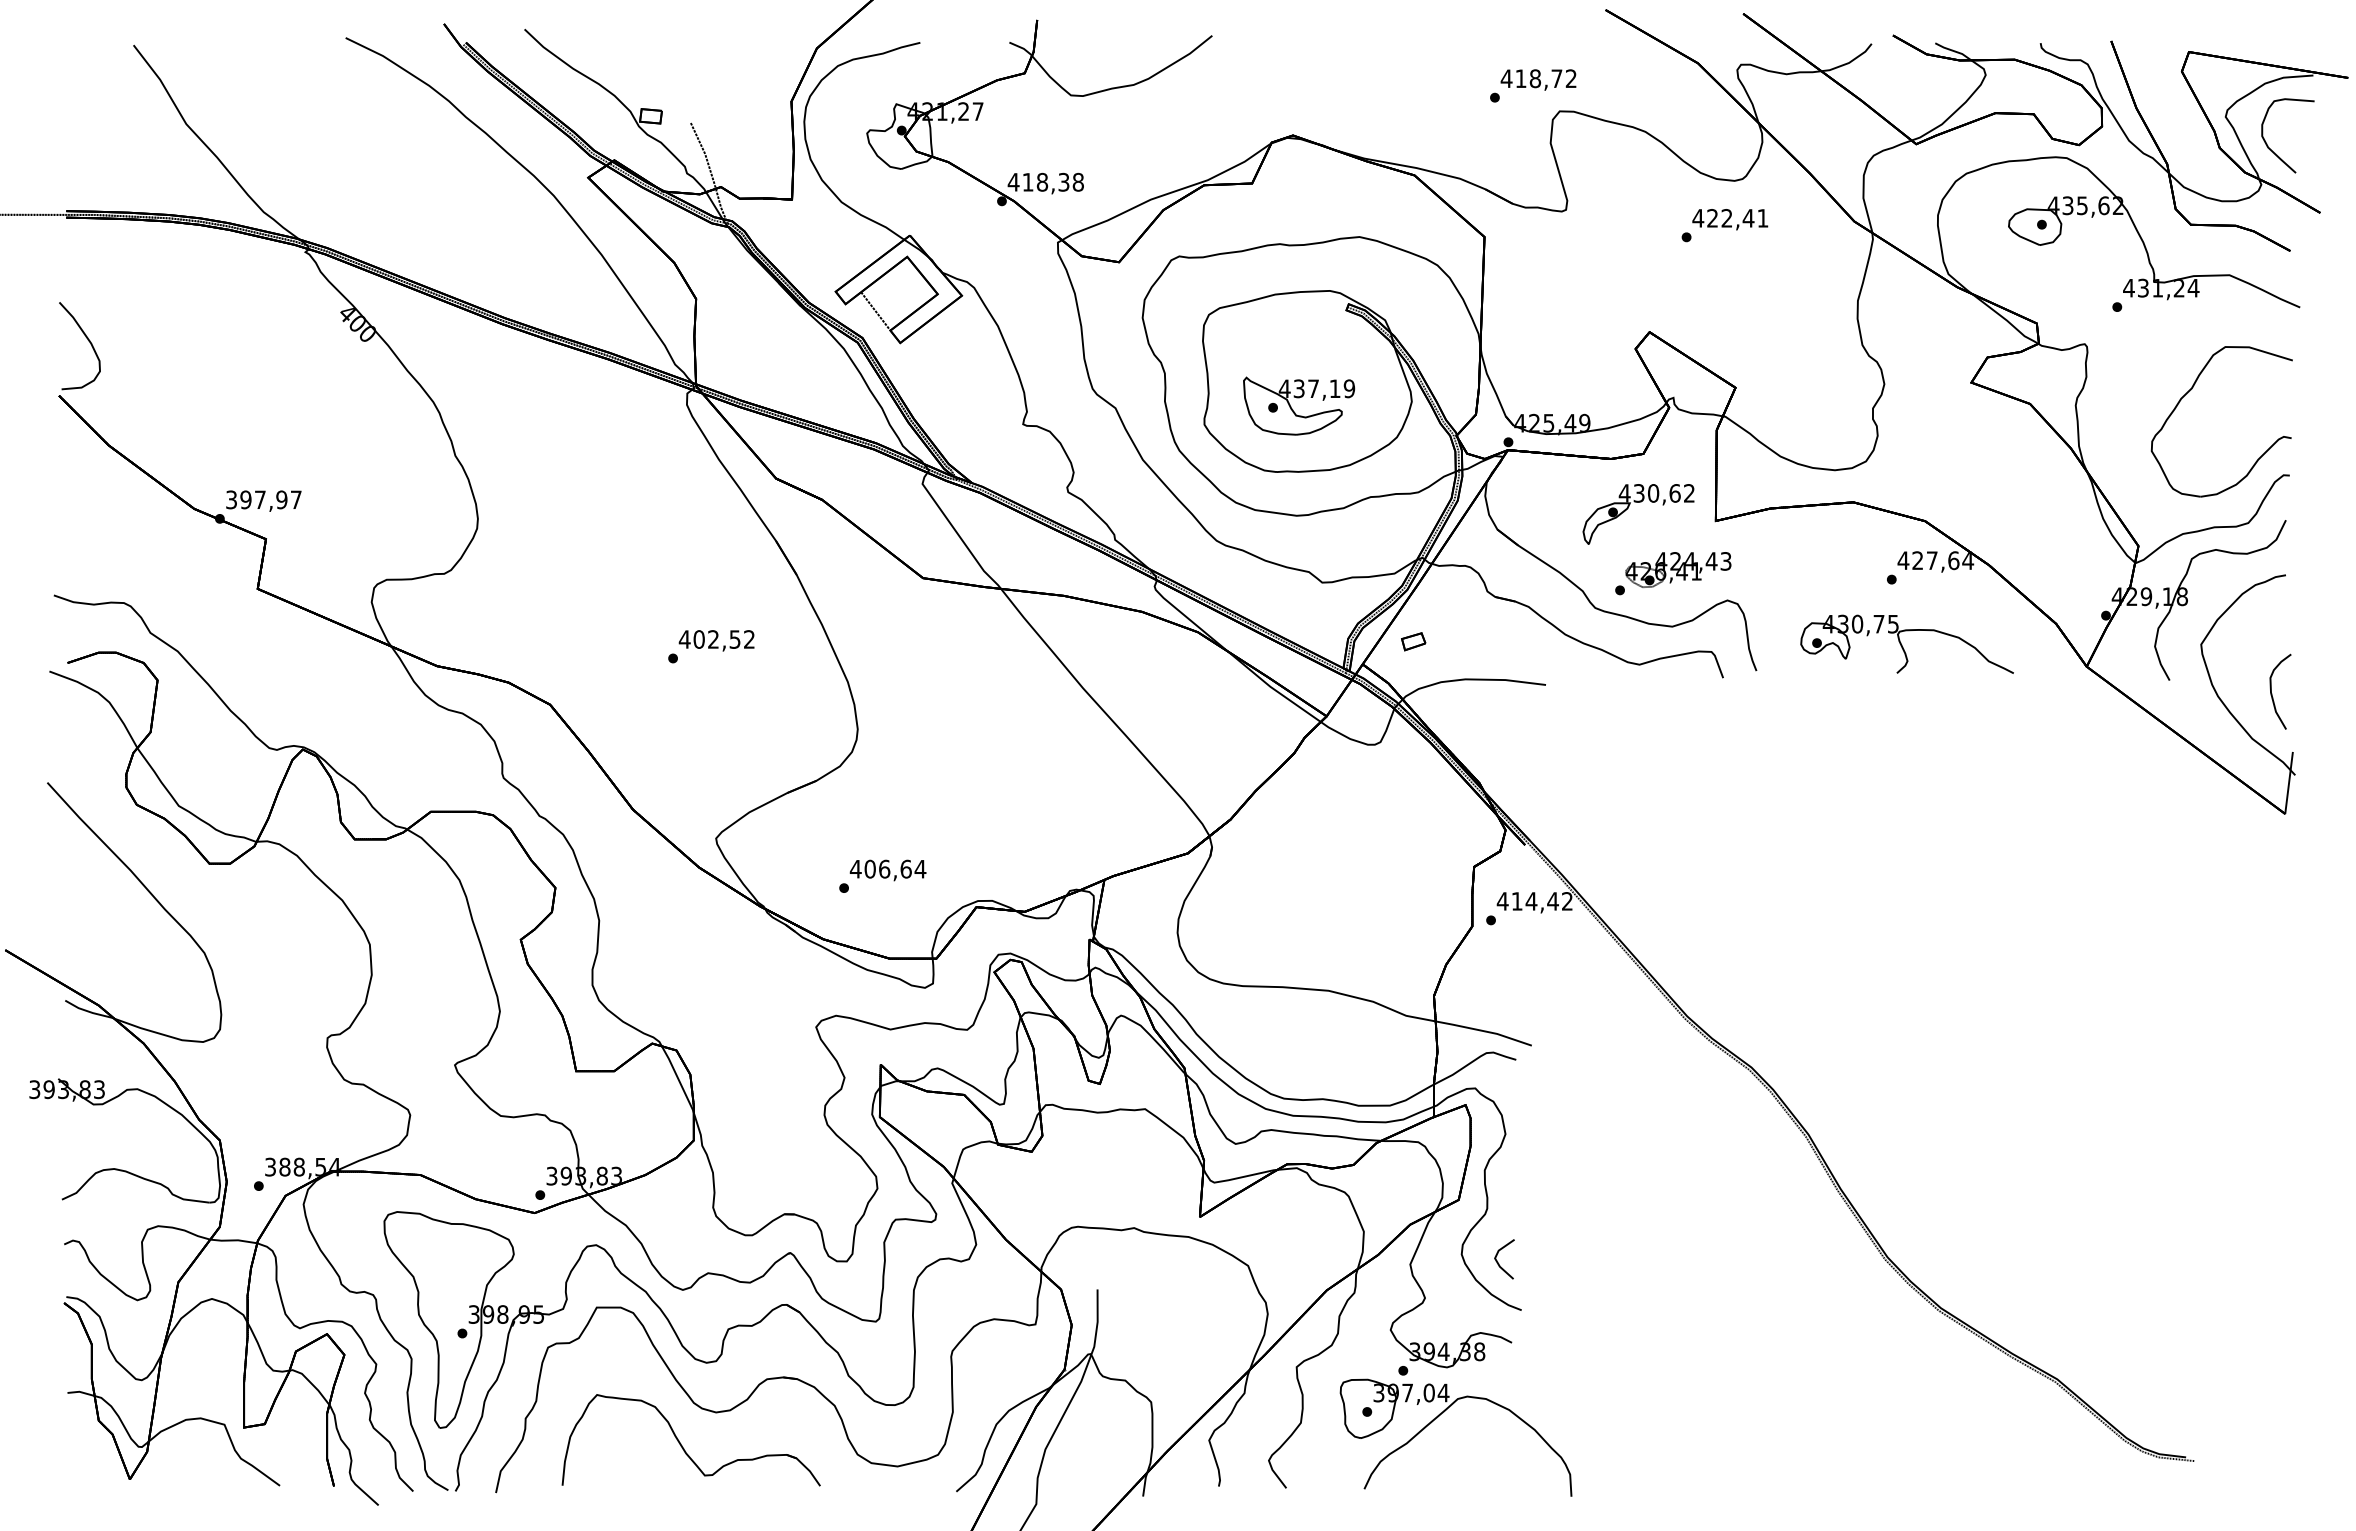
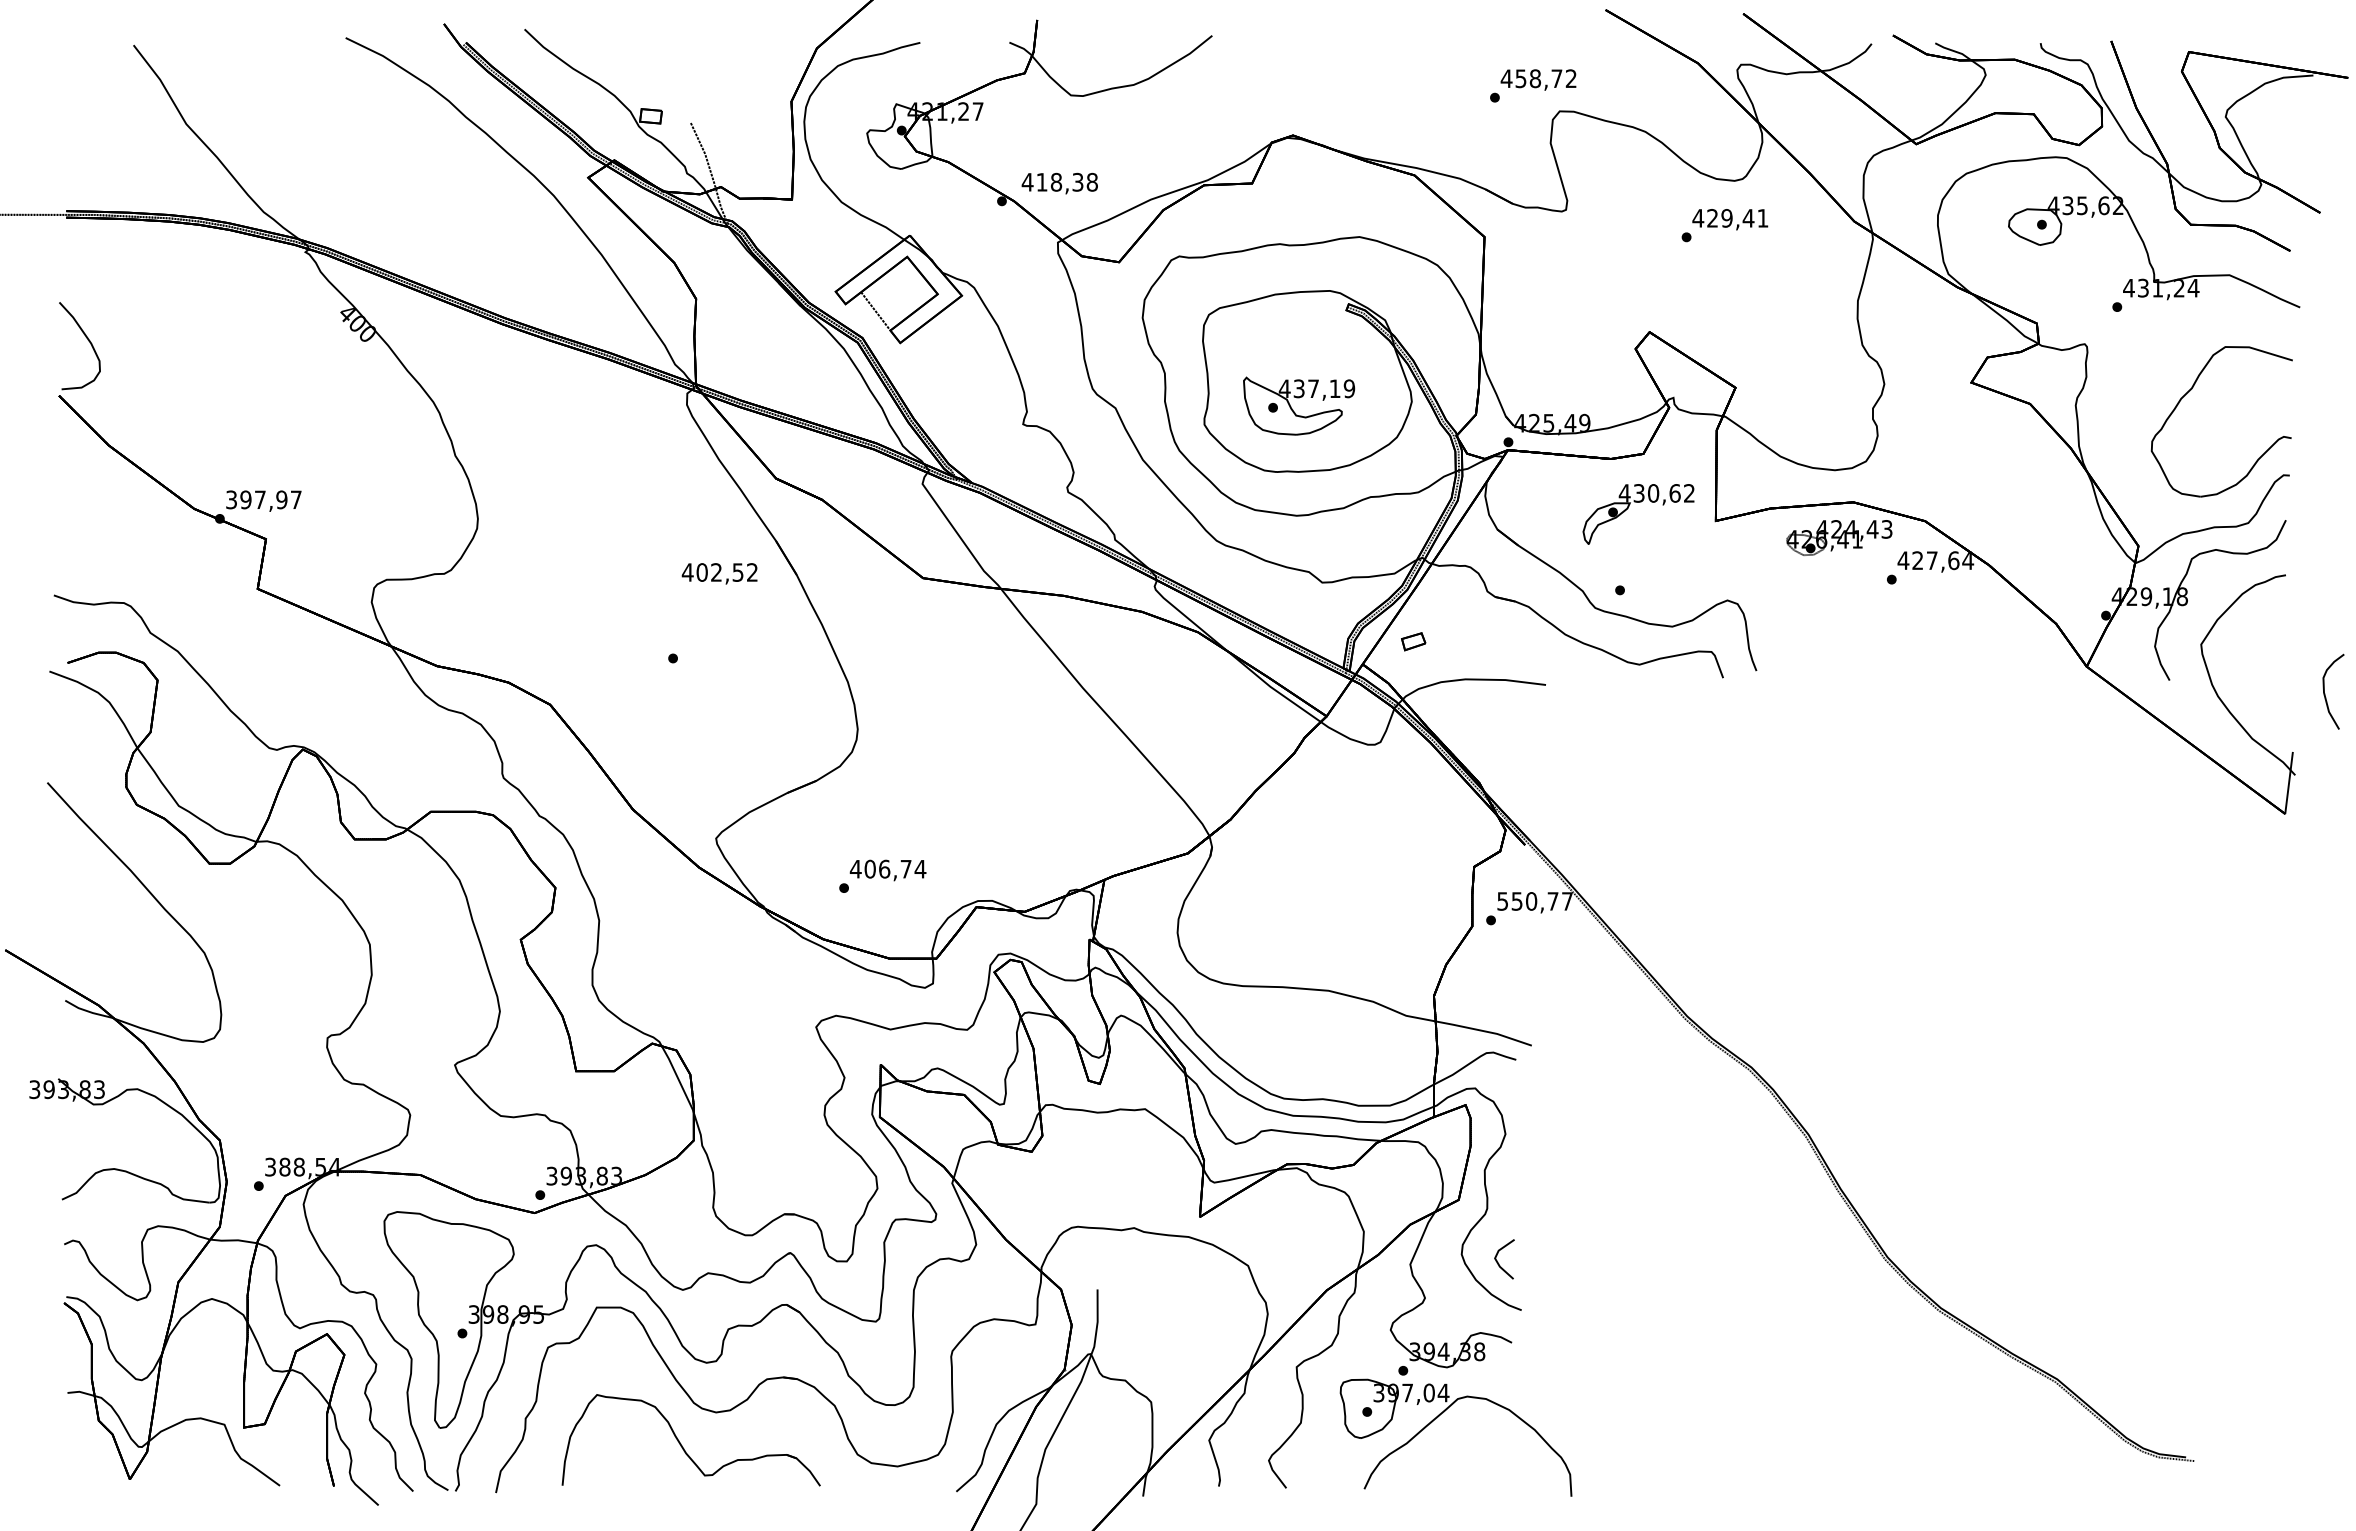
text: 418,72 -> 458,72 (1520, 78)
curve: present -> none (2272, 150)
text position: (1045, 183) -> (1059, 183) (1059, 183)
text: 422,41 -> 429,41 (1726, 218)
part position: (1678, 569) -> (1839, 537) (1839, 537)
text position: (716, 640) -> (719, 573) (719, 573)
part: present -> none (1906, 643)
part position: (2272, 693) -> (2325, 693) (2325, 693)
text: 406,64 -> 406,74 (905, 868)
text: 414,42 -> 550,77 (1534, 901)
